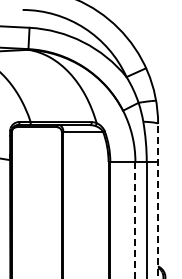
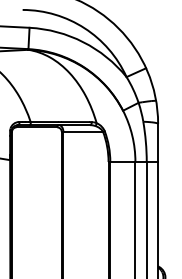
line: dashed -> solid (158, 200)
line: dashed -> solid (135, 221)
